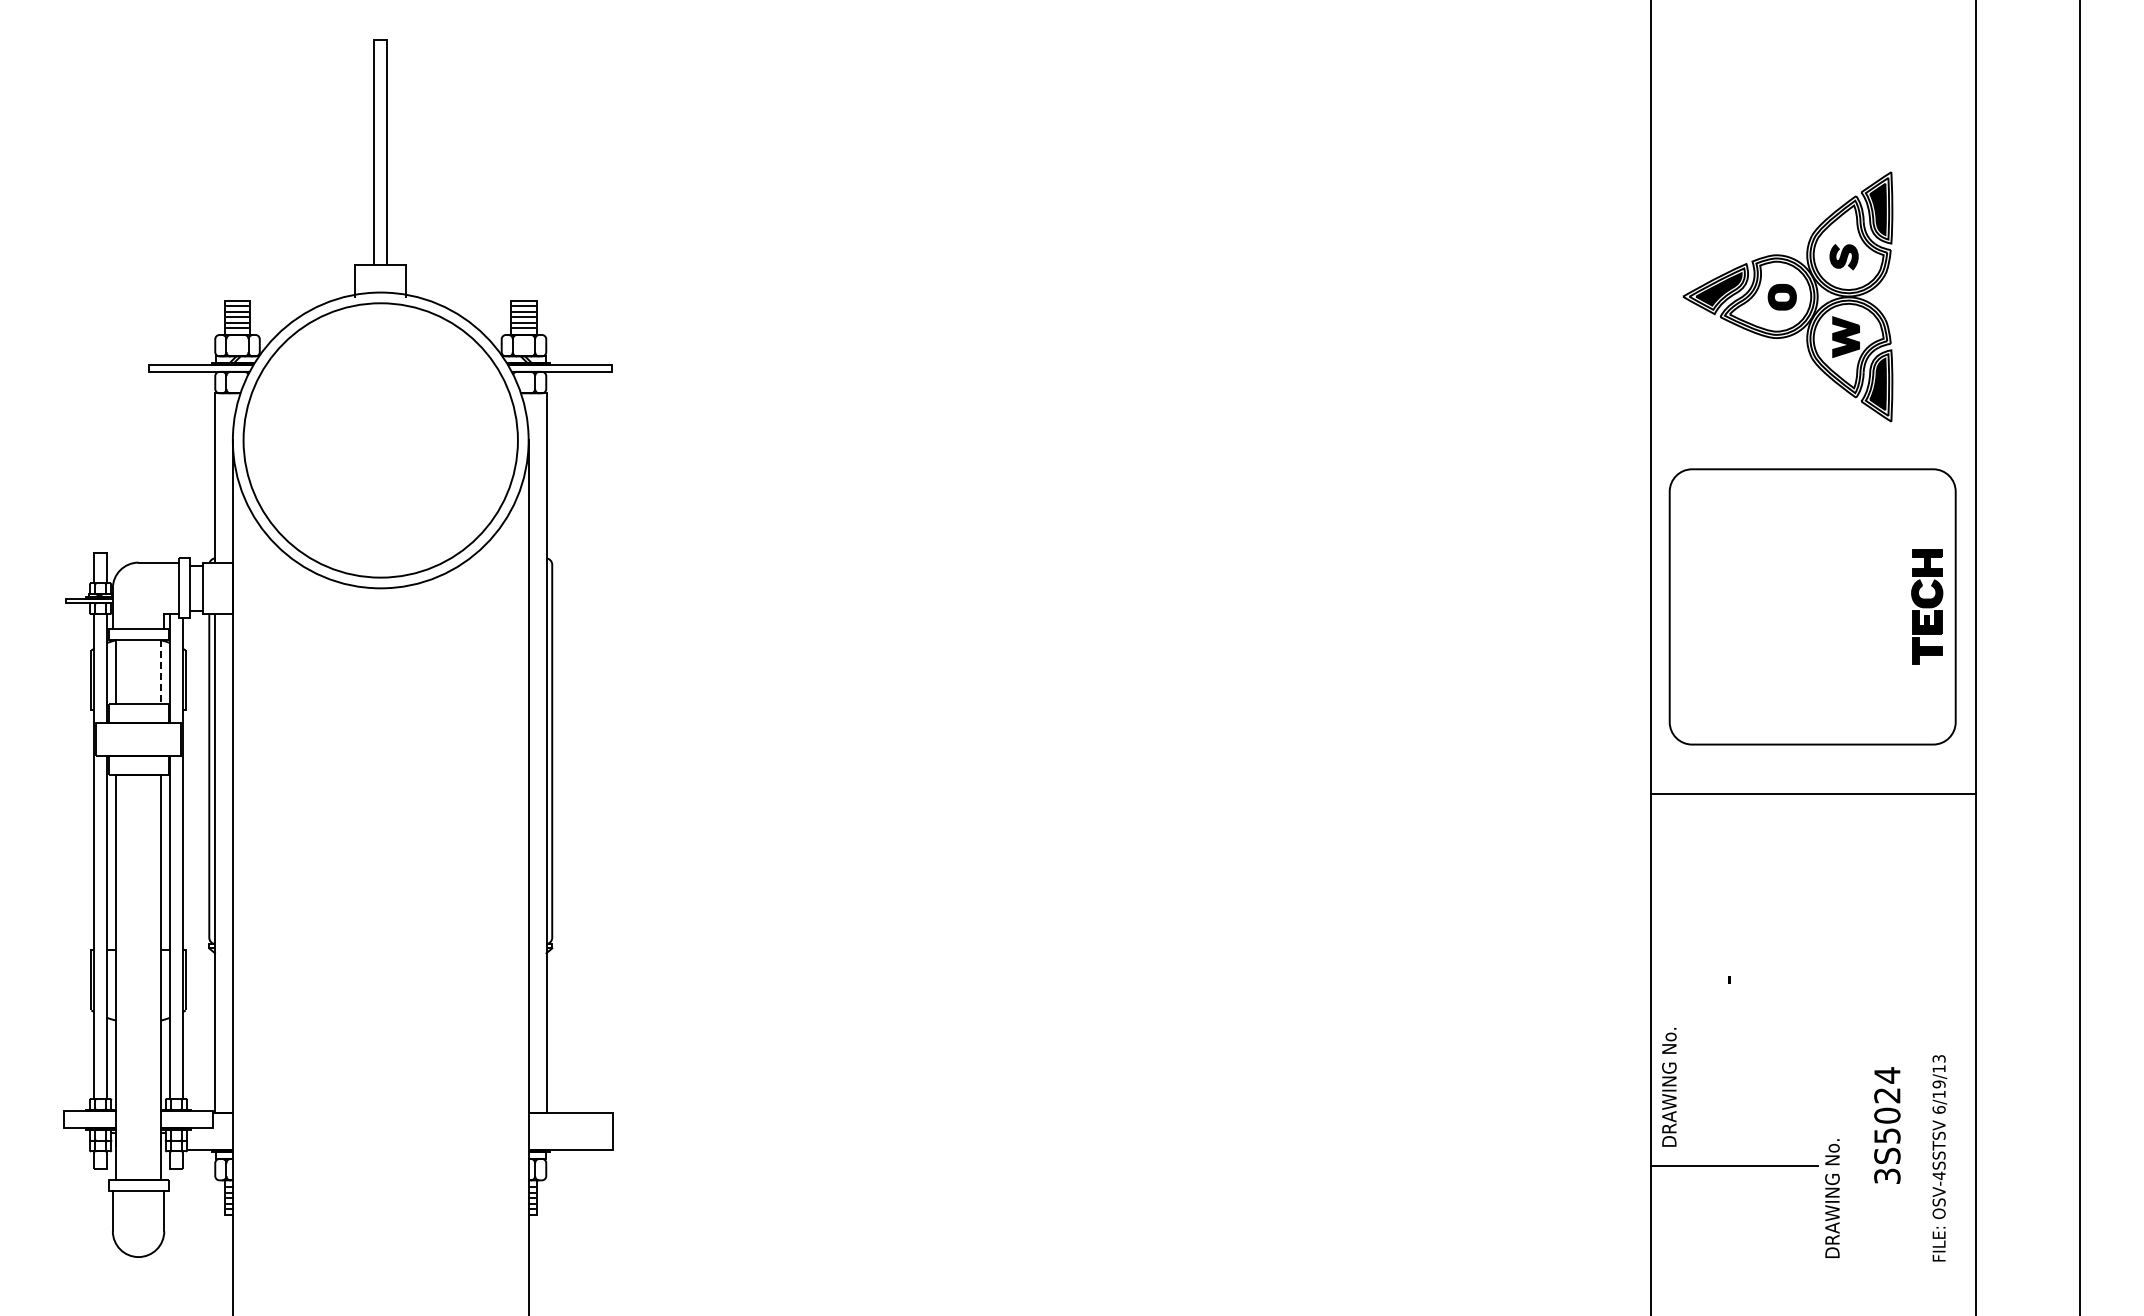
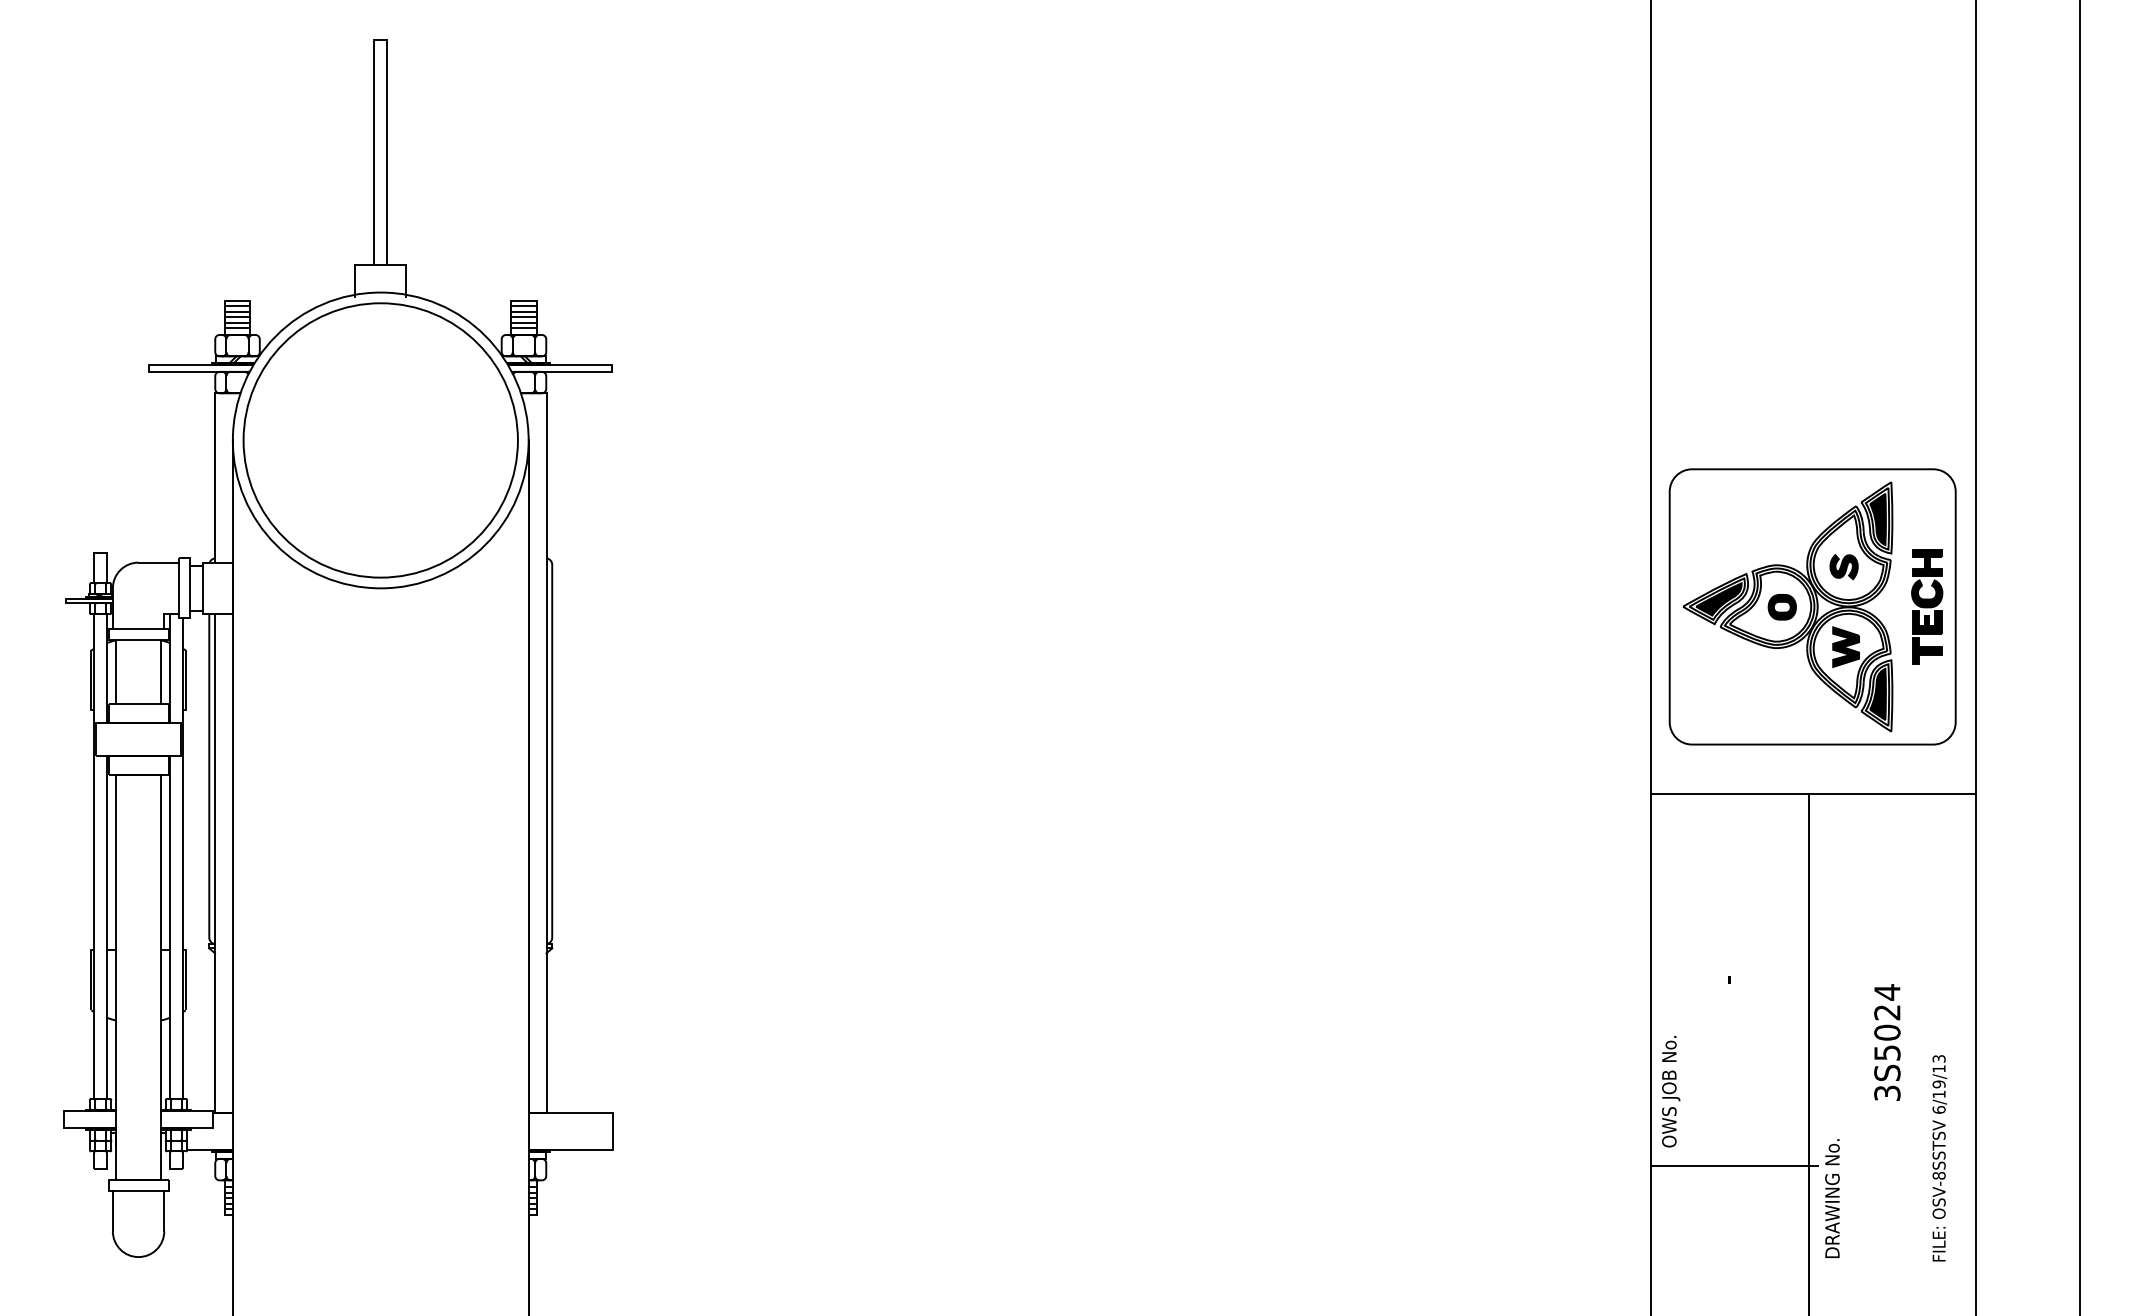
part position: (1787, 296) -> (1787, 606) (1787, 606)
line: dashed -> solid (161, 672)
line: none -> present (1809, 1053)
text: DRAWING No. -> OWS JOB No. (1671, 1087)
text position: (1887, 1125) -> (1887, 1042) (1887, 1042)
text: OSV-4SSTSV -> OSV-8SSTSV (1938, 1175)
